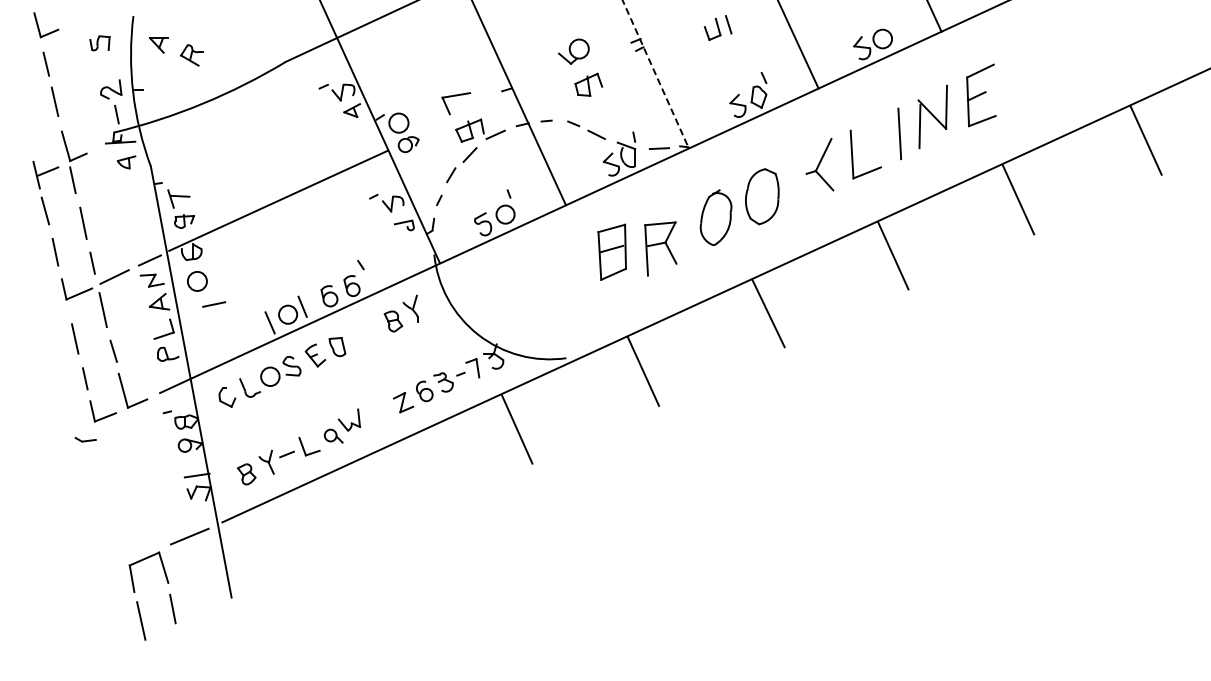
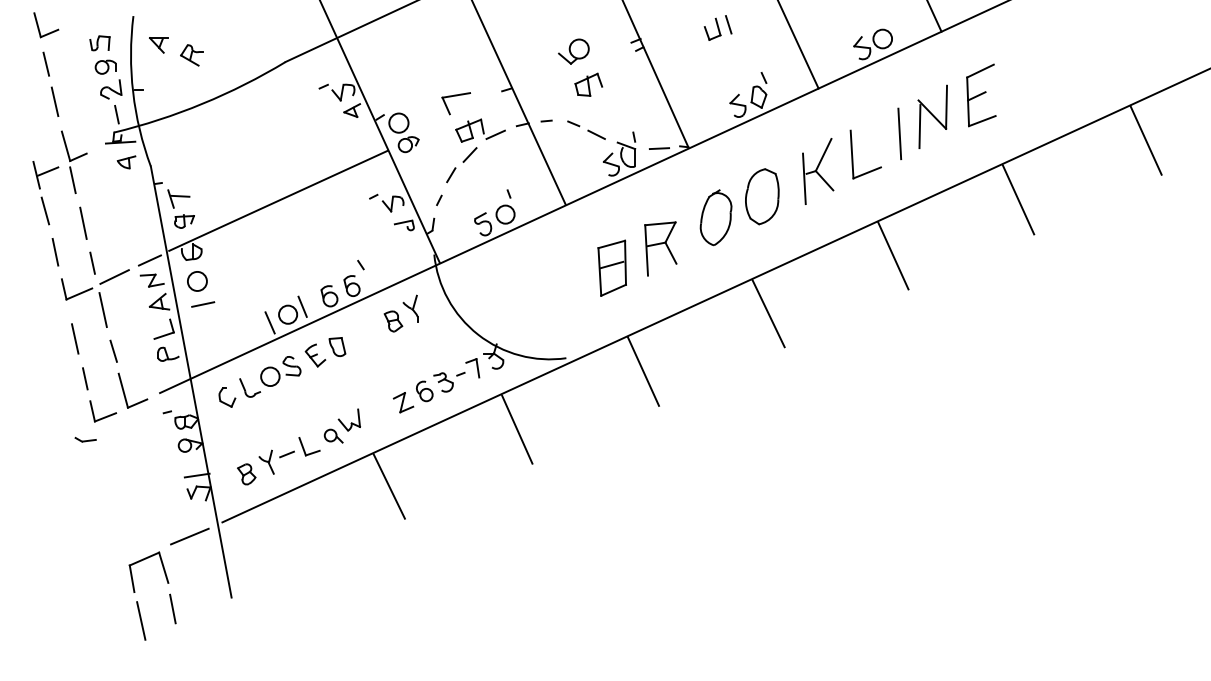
part: none -> present (105, 66)
line: dashed -> solid (655, 74)
line: none -> present (804, 178)
part position: (611, 251) -> (611, 267) (611, 267)
line position: (214, 304) -> (203, 304) (203, 304)
line: none -> present (388, 486)
